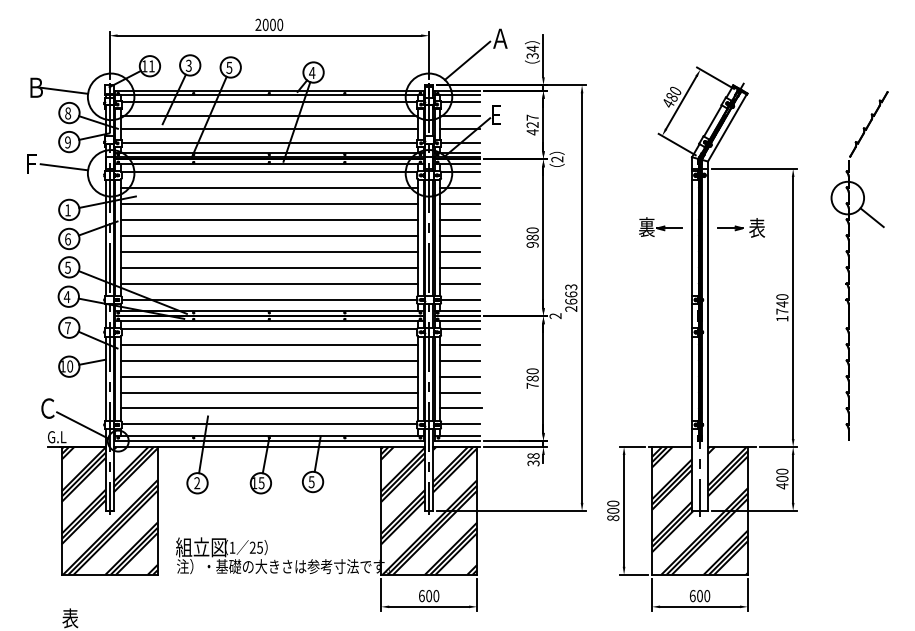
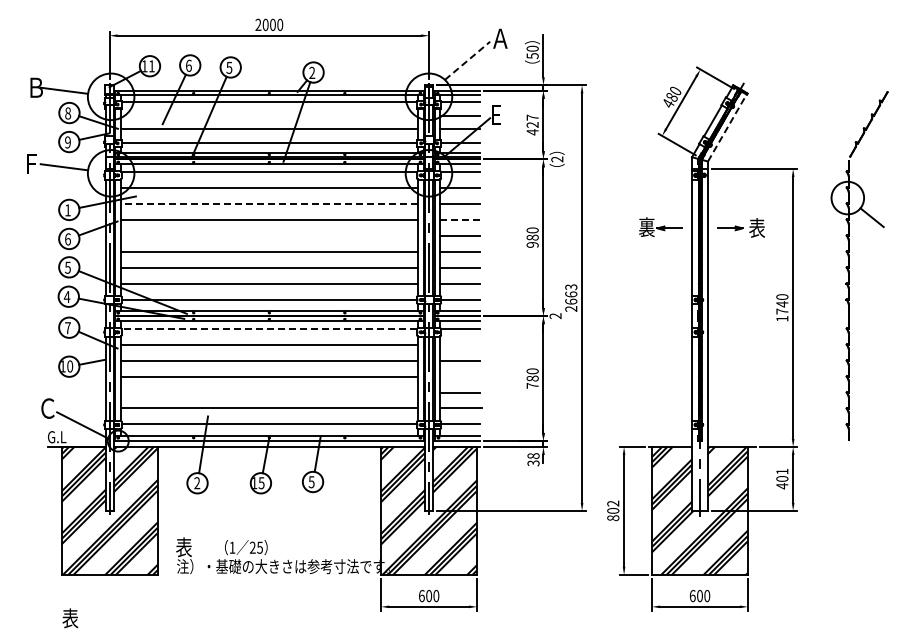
text: 34 -> 50 (532, 51)
line: solid -> dashed (467, 60)
text: 3 -> 6 (188, 65)
text: 4 -> 2 (312, 72)
line: present -> none (268, 115)
line: solid -> dashed (727, 128)
line: solid -> dashed (268, 203)
line: solid -> dashed (460, 219)
line: present -> none (268, 235)
line: solid -> dashed (269, 328)
line: present -> none (460, 344)
line: present -> none (460, 376)
line: present -> none (268, 392)
text: 400 -> 401 (782, 471)
text: 800 -> 802 (613, 503)
text: 組立図 -> 表 (201, 547)
